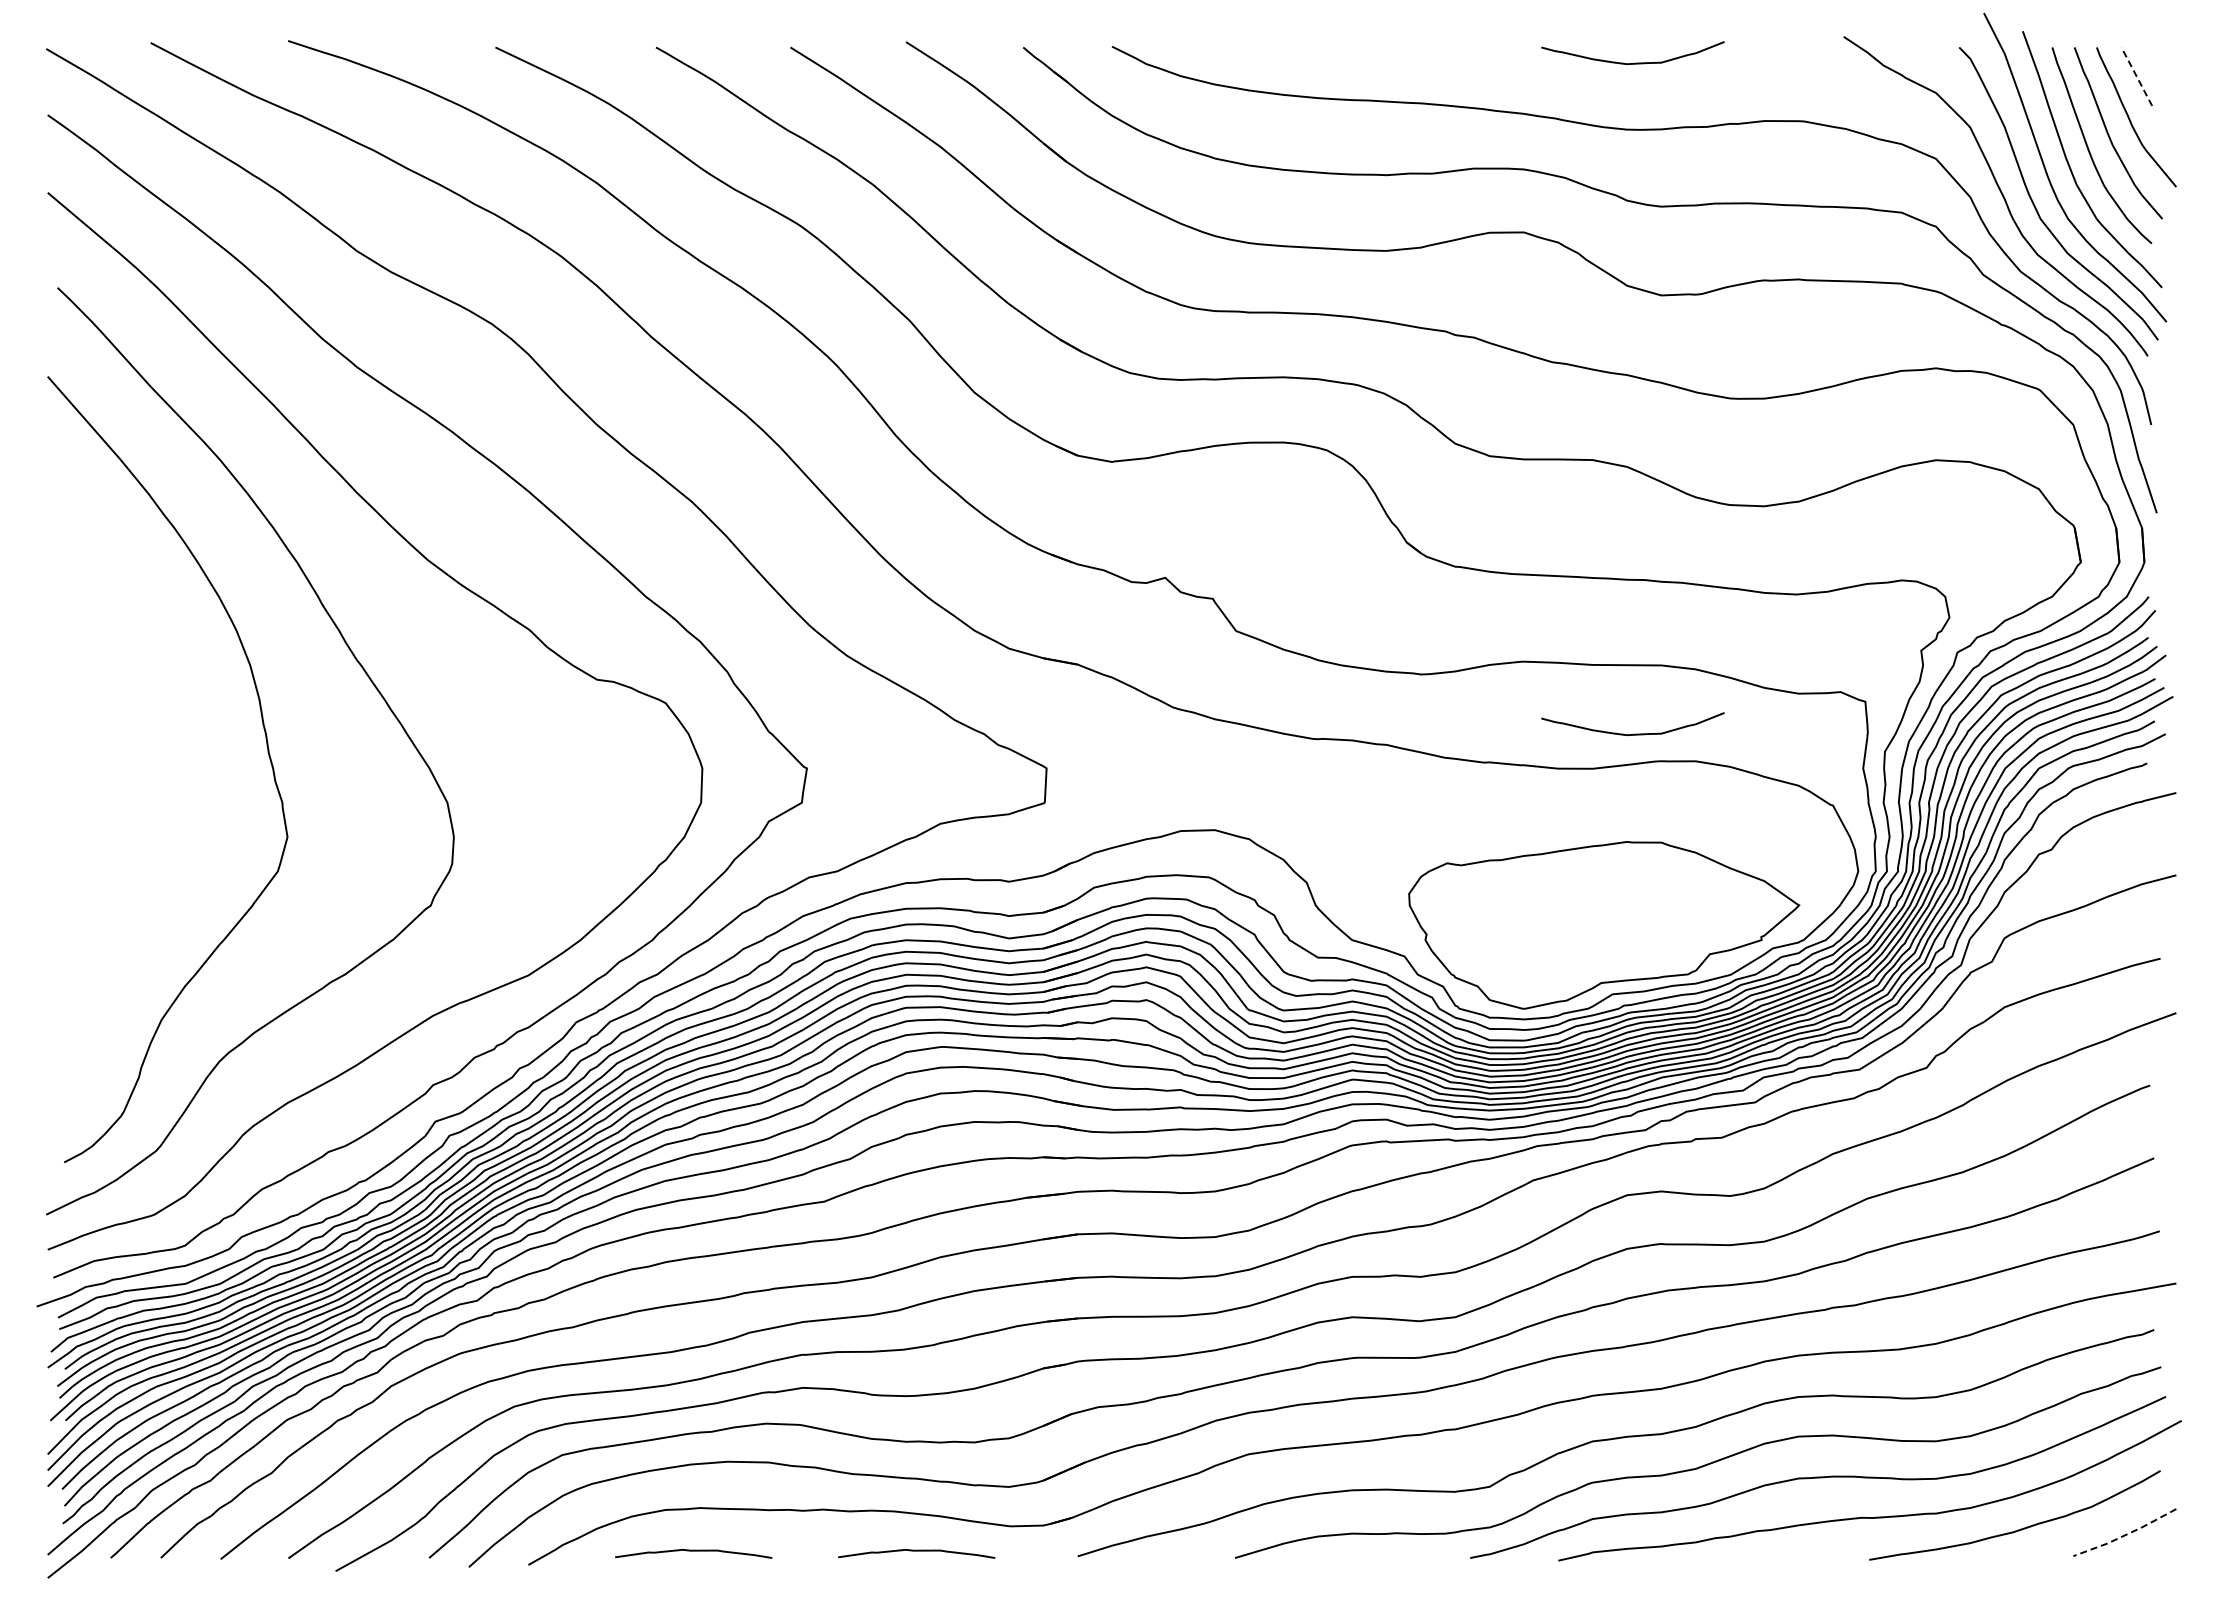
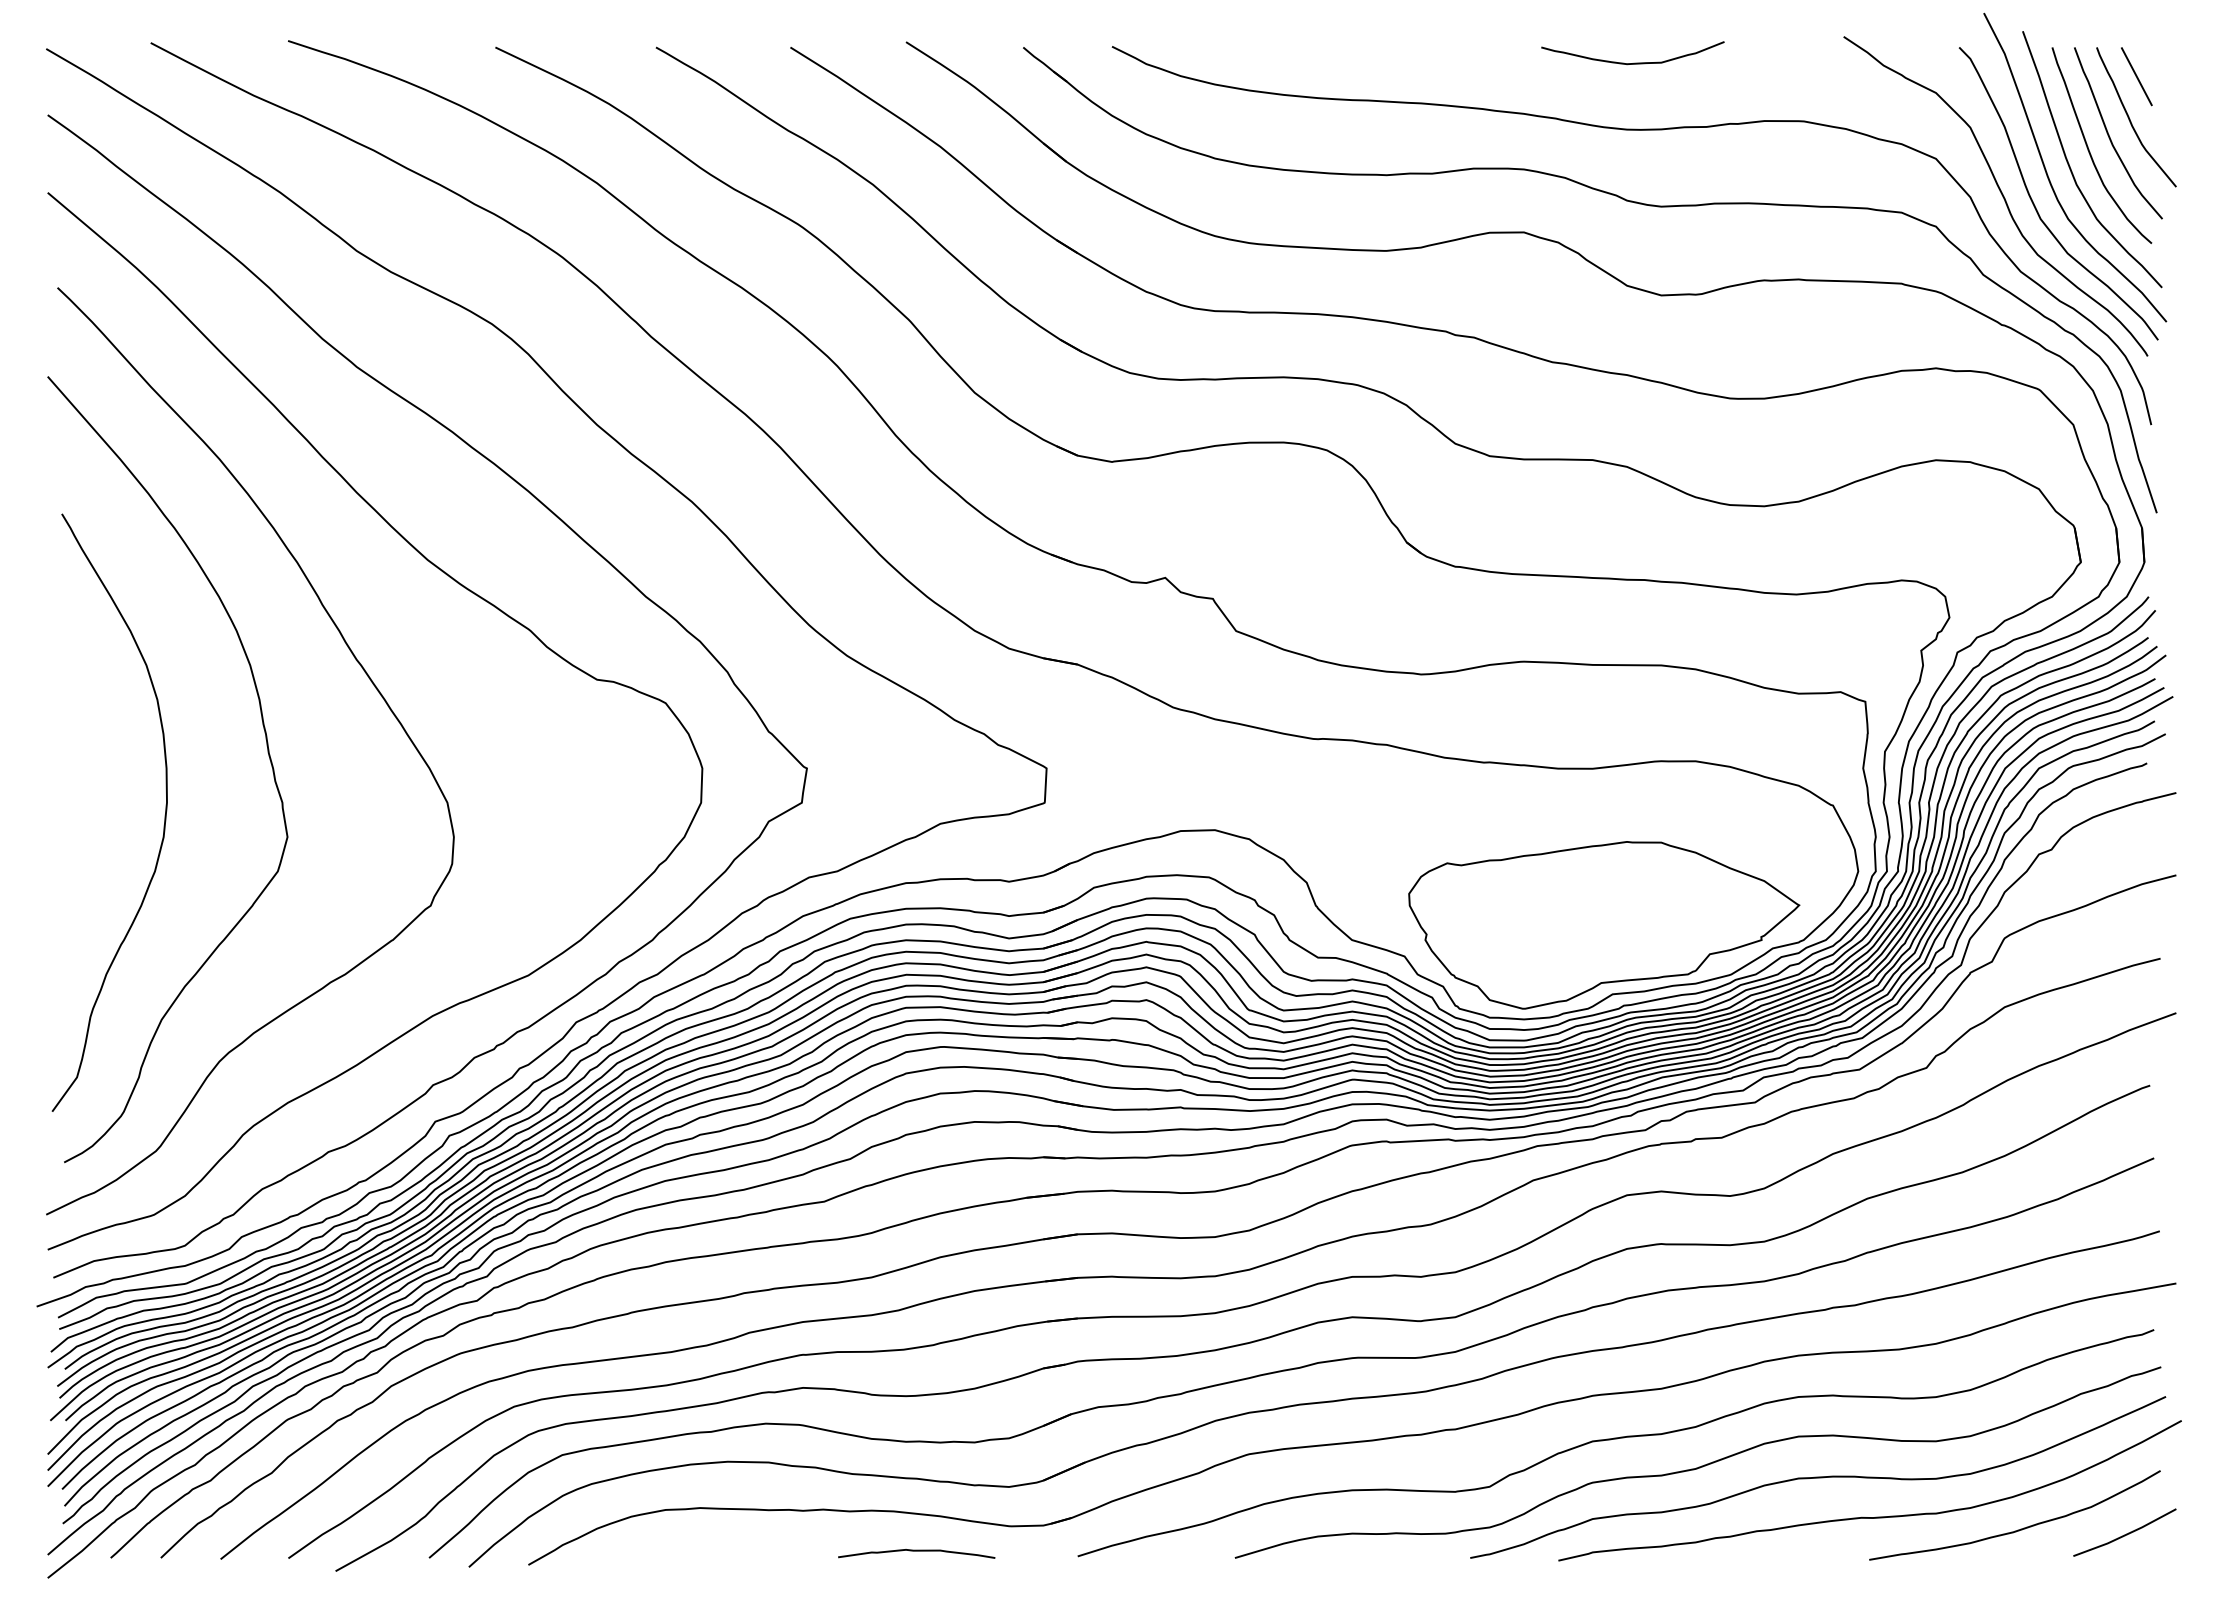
line: dashed -> solid (2136, 76)
curve: present -> none (1633, 733)
curve: none -> present (164, 815)
line: dashed -> solid (2125, 1535)
curve: present -> none (693, 1551)
